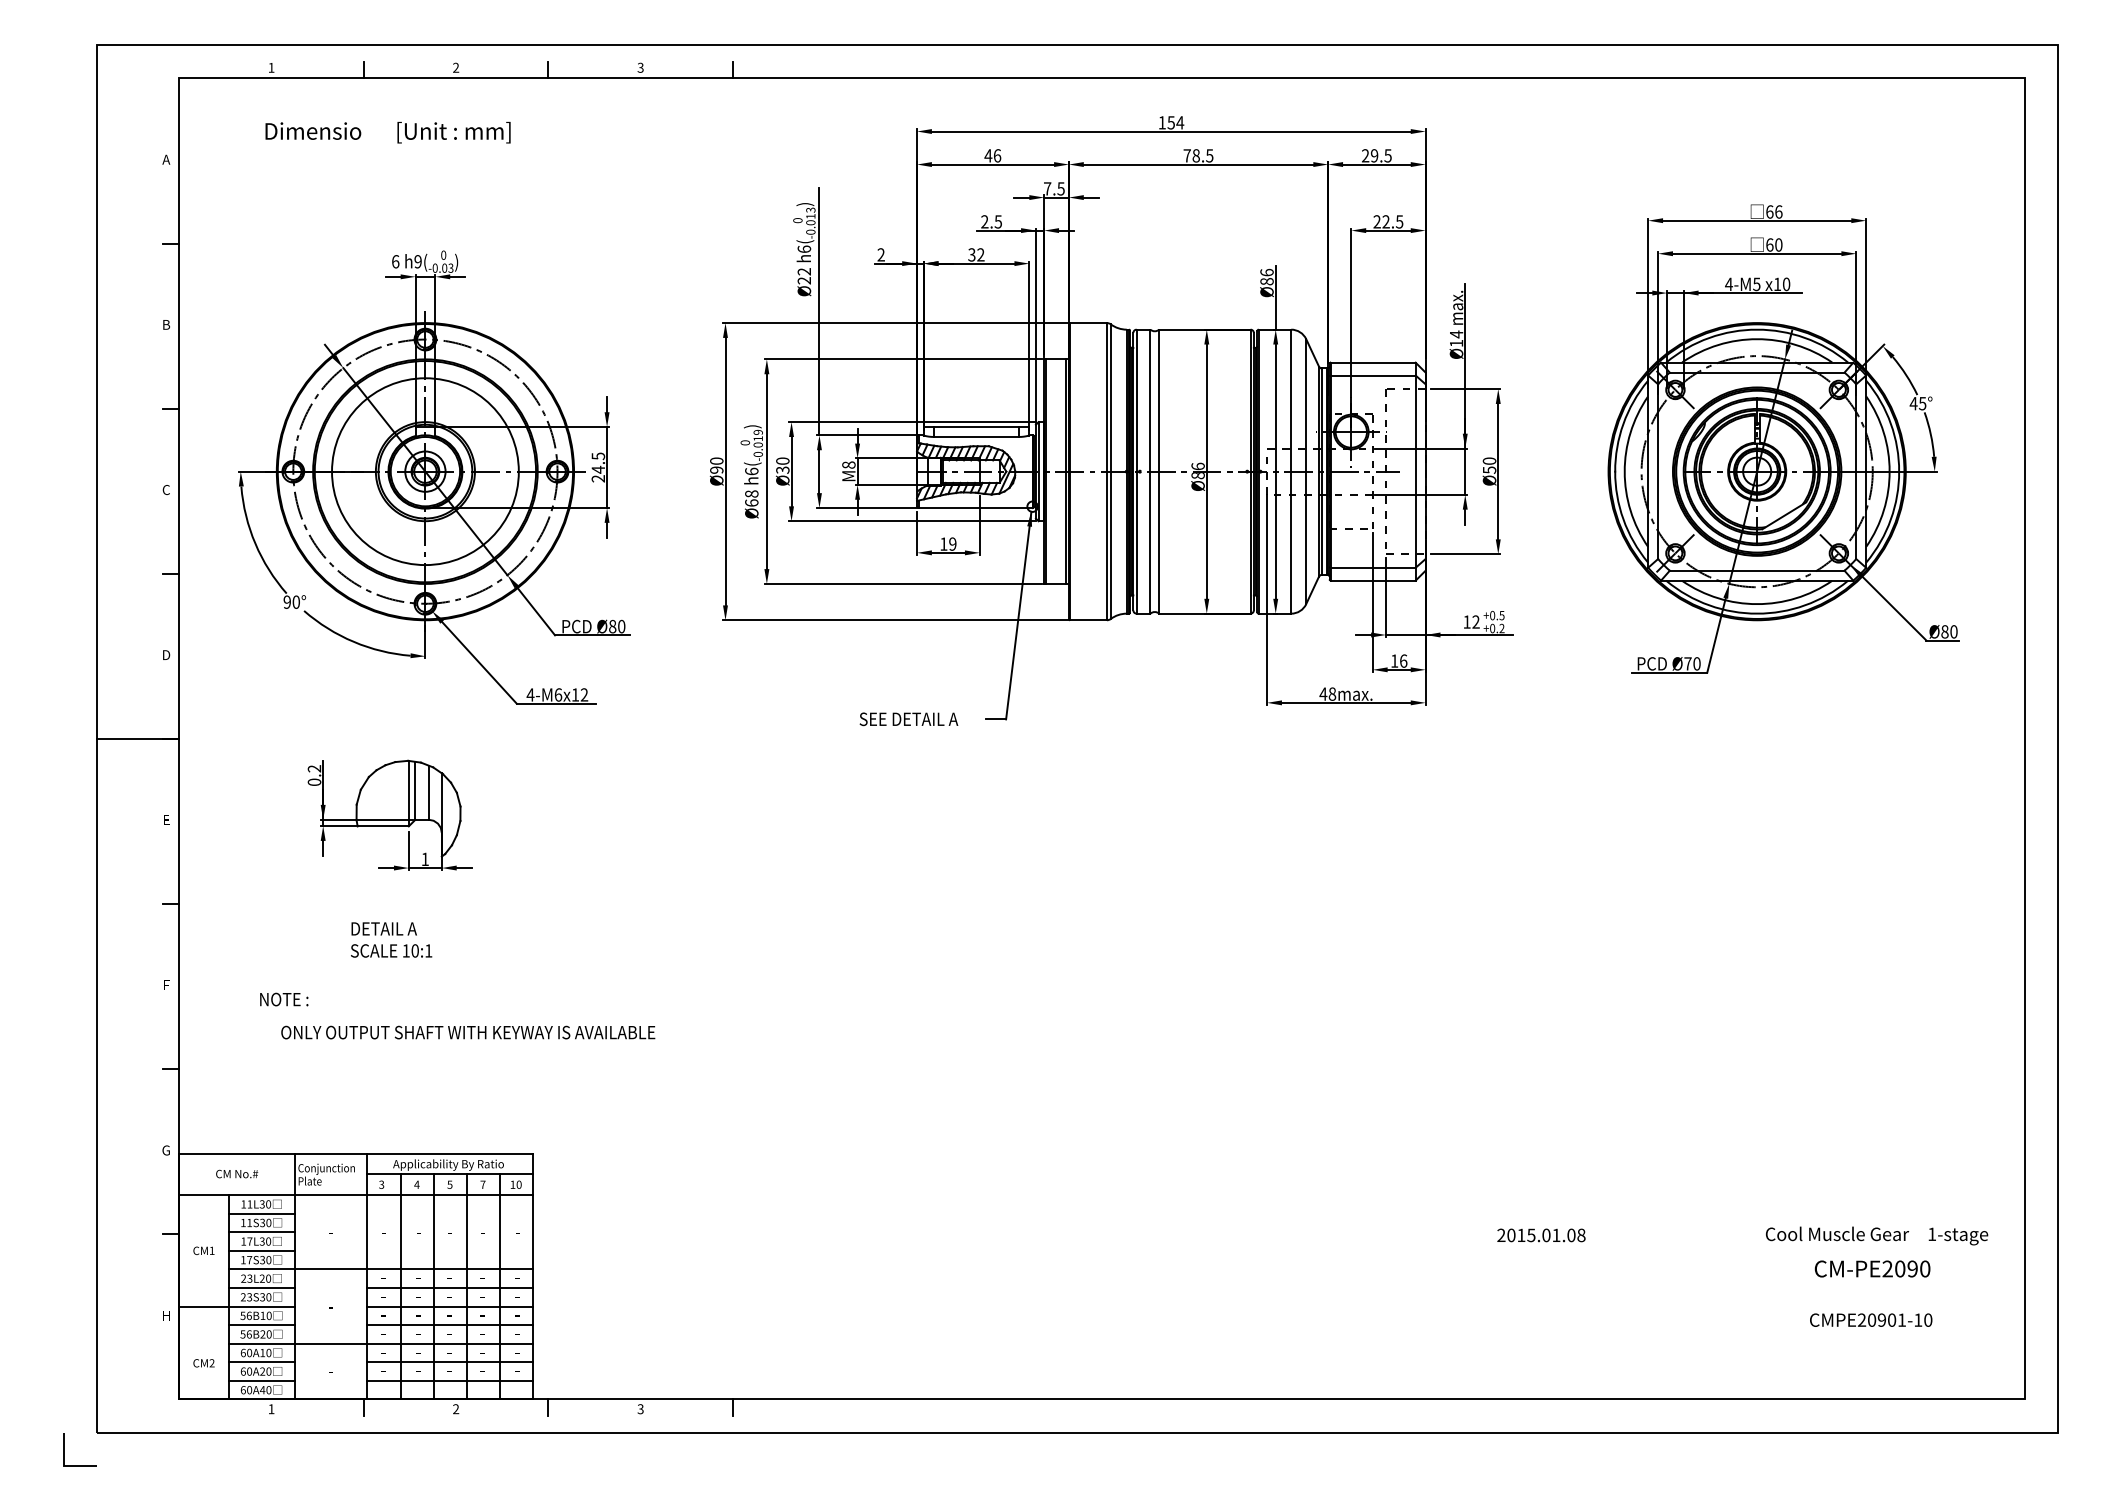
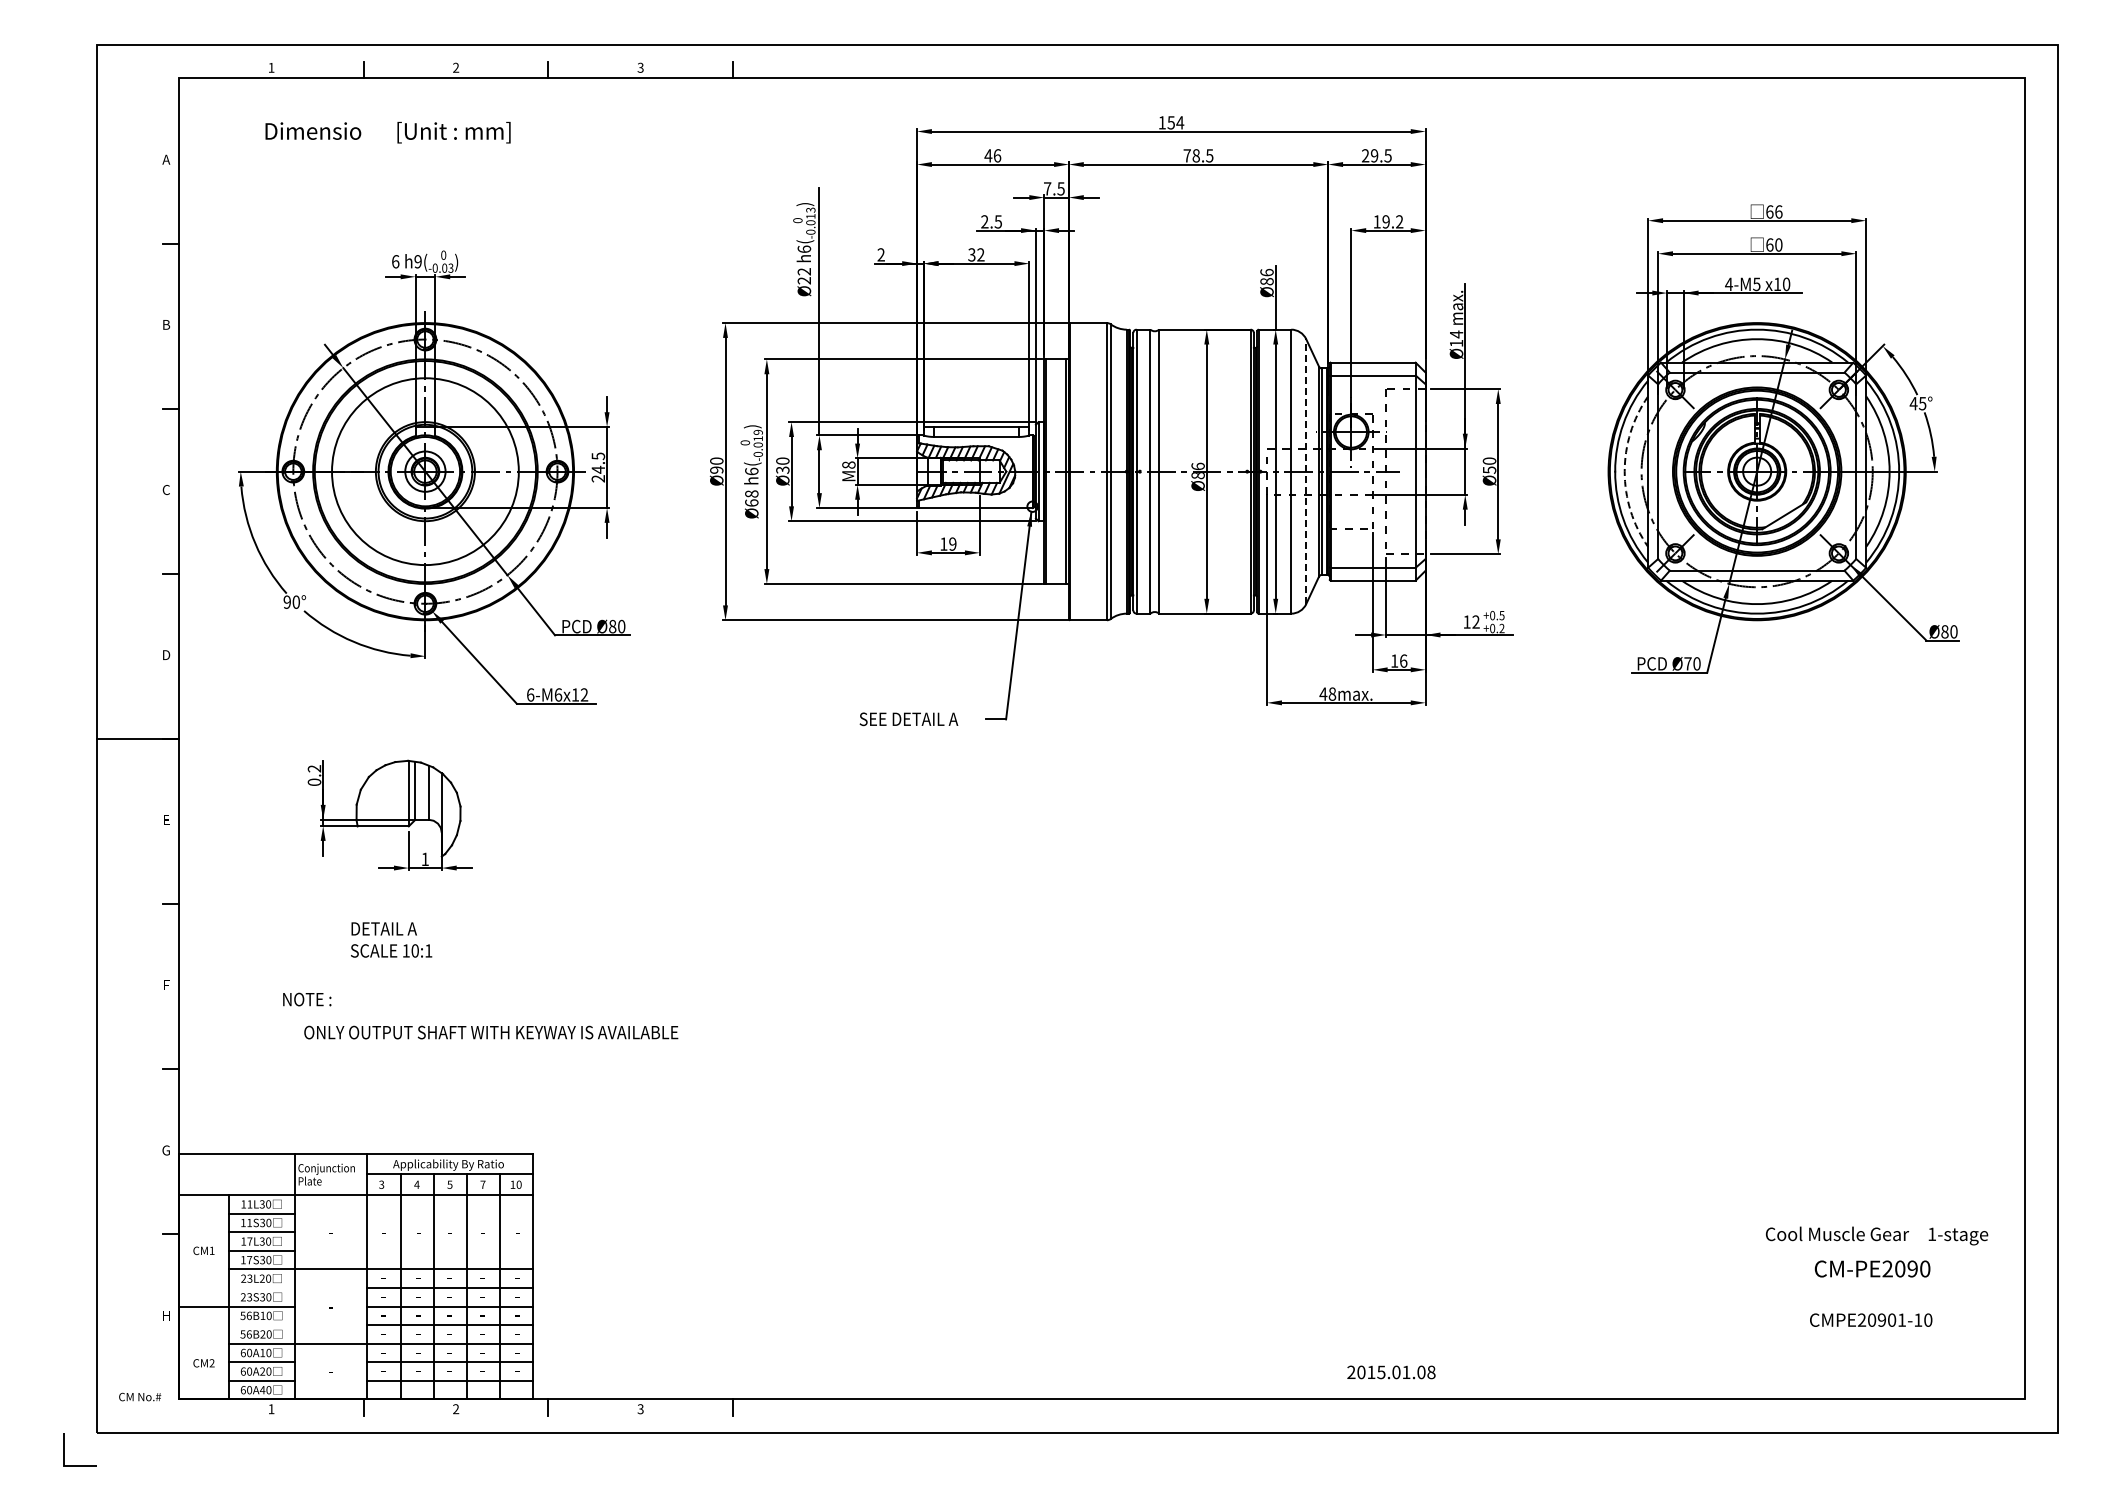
text: 22.5 -> 19.2 (1388, 221)
line: solid -> dashed (1306, 471)
arc: solid -> dashed (1624, 471)
text: 4-M6x12 -> 6-M6x12 (530, 694)
text position: (457, 1015) -> (480, 1015) (480, 1015)
text position: (237, 1173) -> (140, 1396) (140, 1396)
text position: (1541, 1235) -> (1391, 1372) (1391, 1372)
line: present -> none (261, 1288)
line: present -> none (261, 1325)
